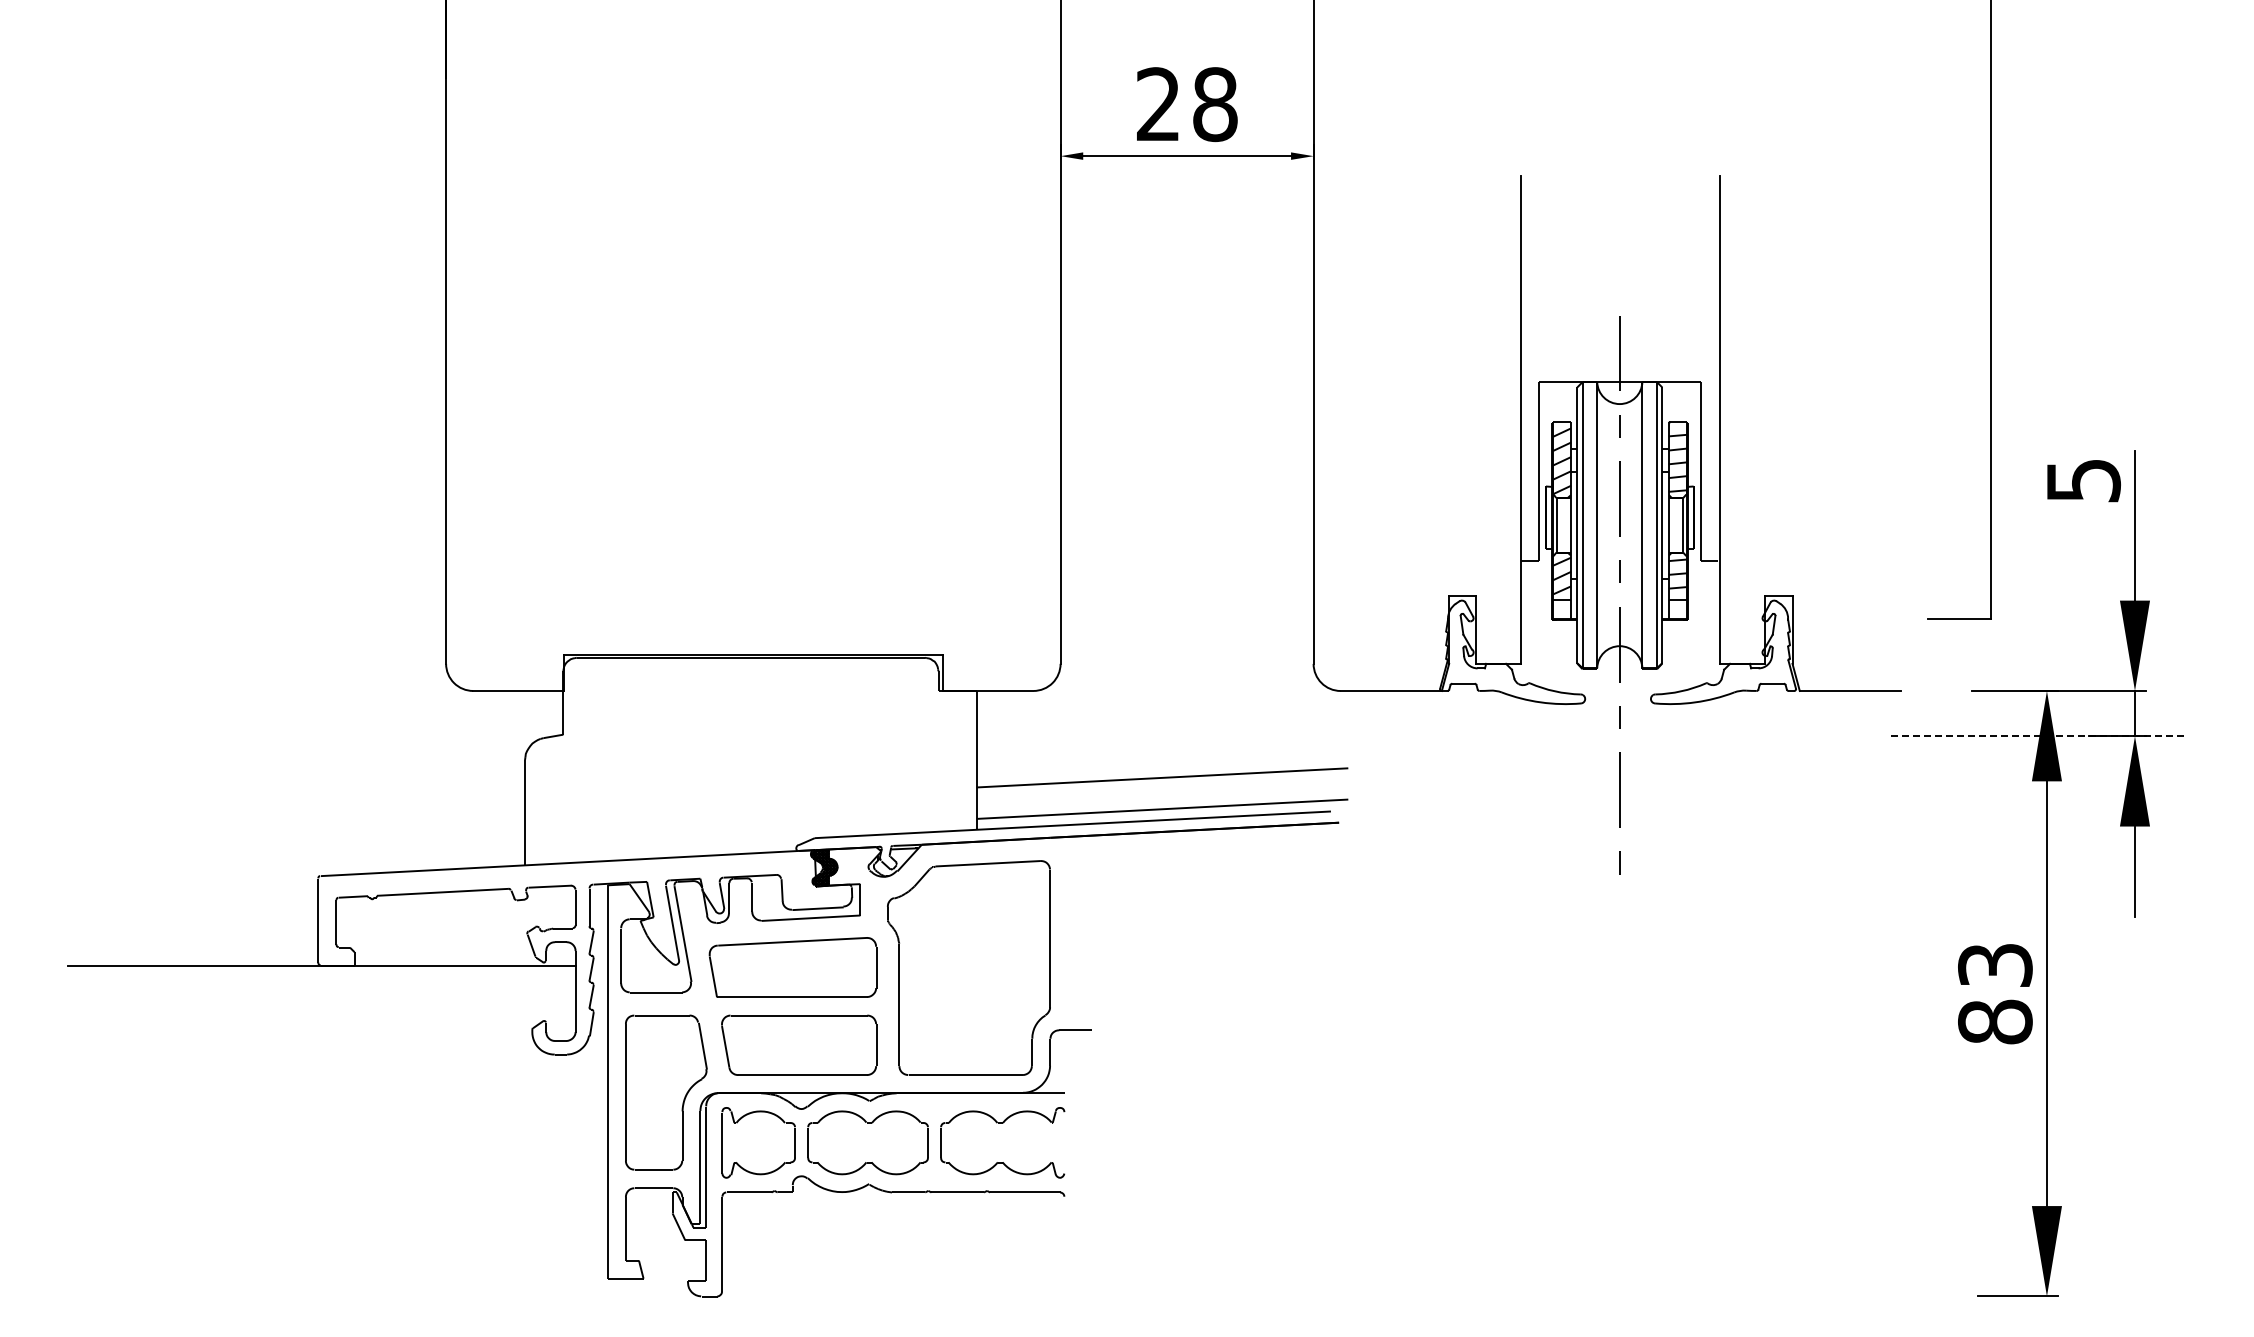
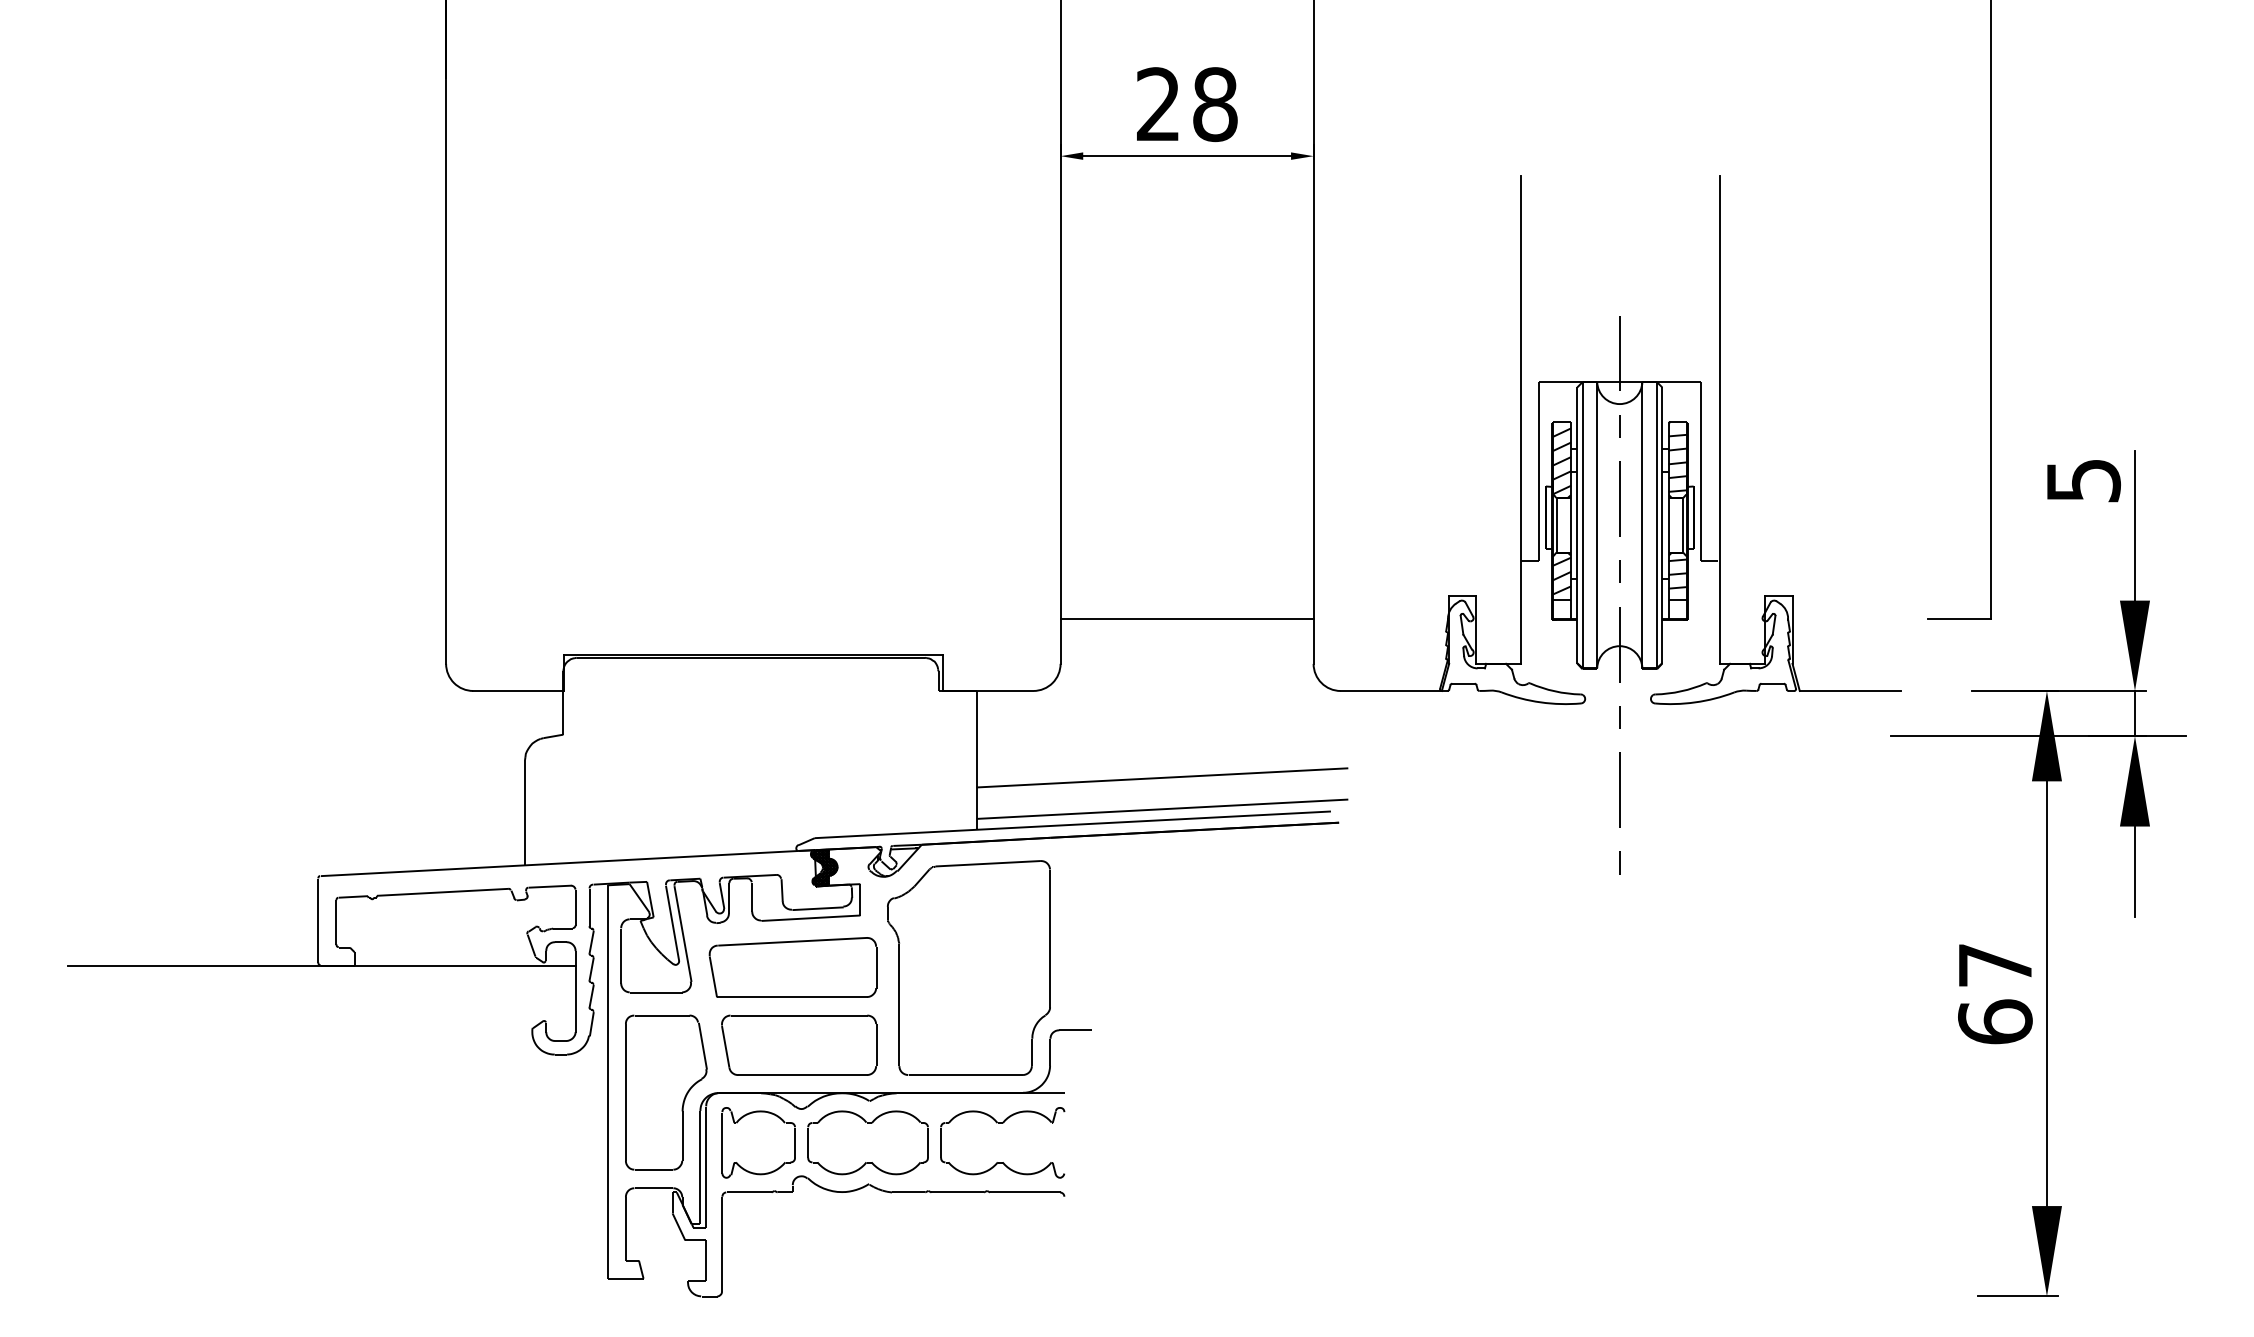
line: none -> present (1186, 618)
line: dashed -> solid (2038, 736)
text: 83 -> 67 (1995, 994)
